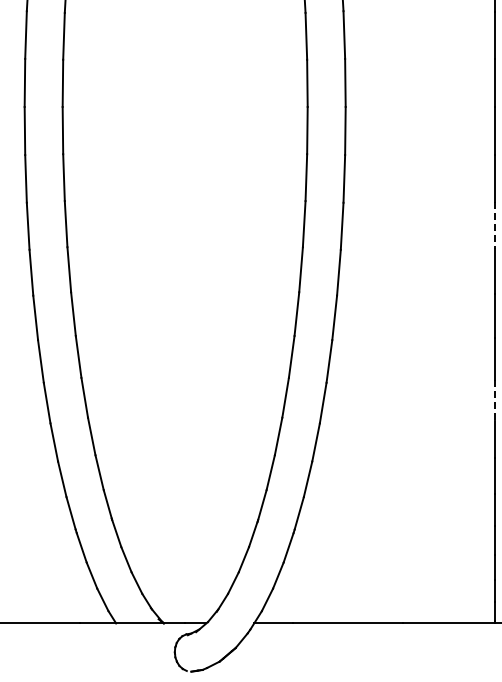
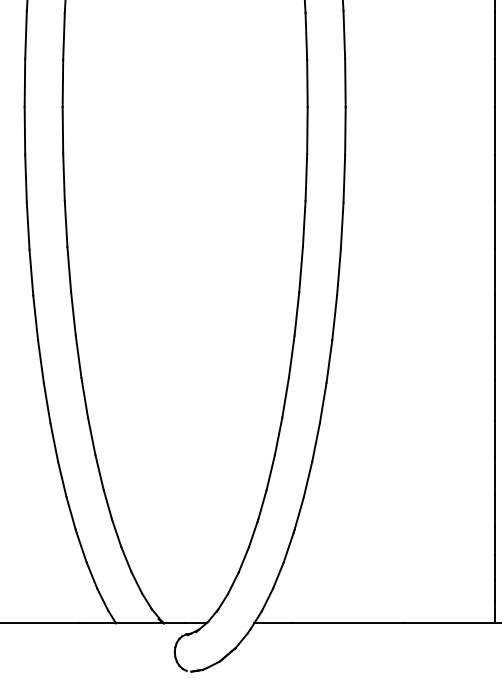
line: dashed -> solid (494, 225)
line: dashed -> solid (494, 400)
